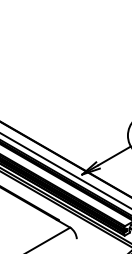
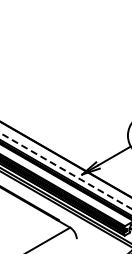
line: solid -> dashed (66, 171)
